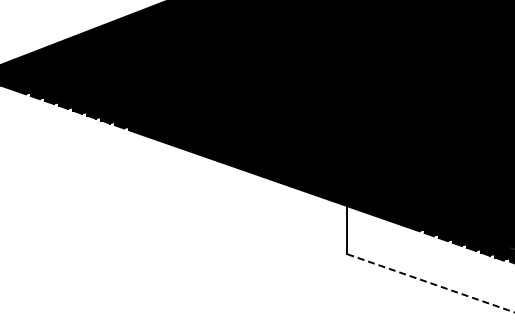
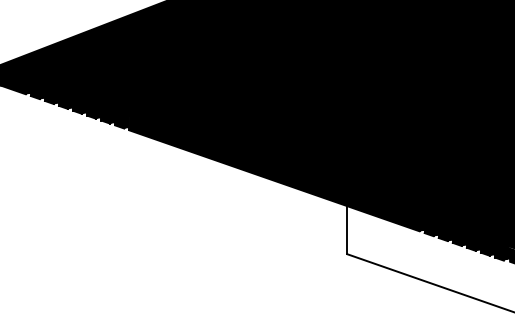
line: dashed -> solid (431, 283)
